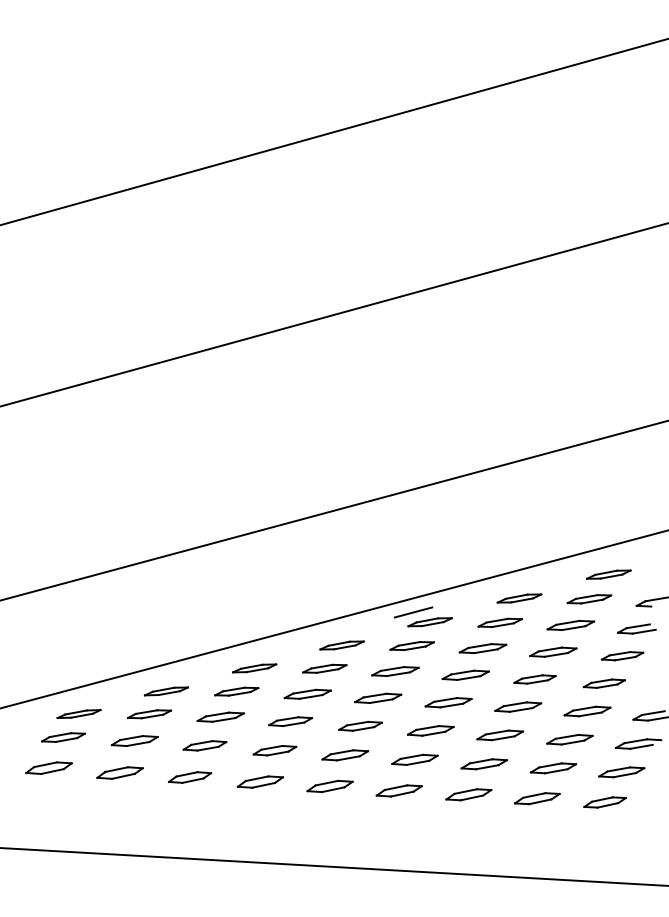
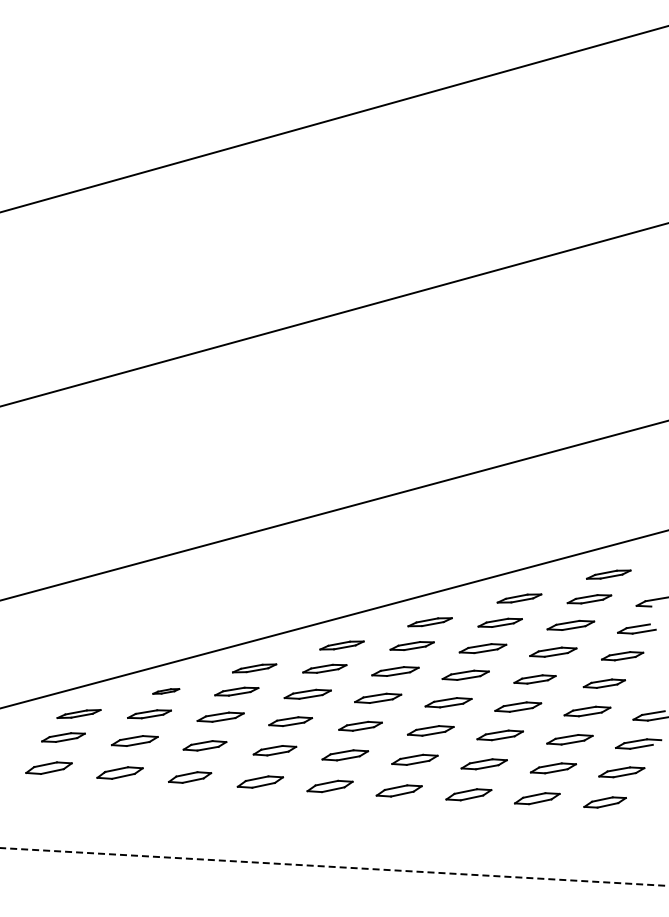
line position: (333, 131) -> (333, 118) (333, 118)
line: present -> none (413, 612)
part size: 46x11 px -> 29x7 px (166, 691)
line: solid -> dashed (333, 866)
